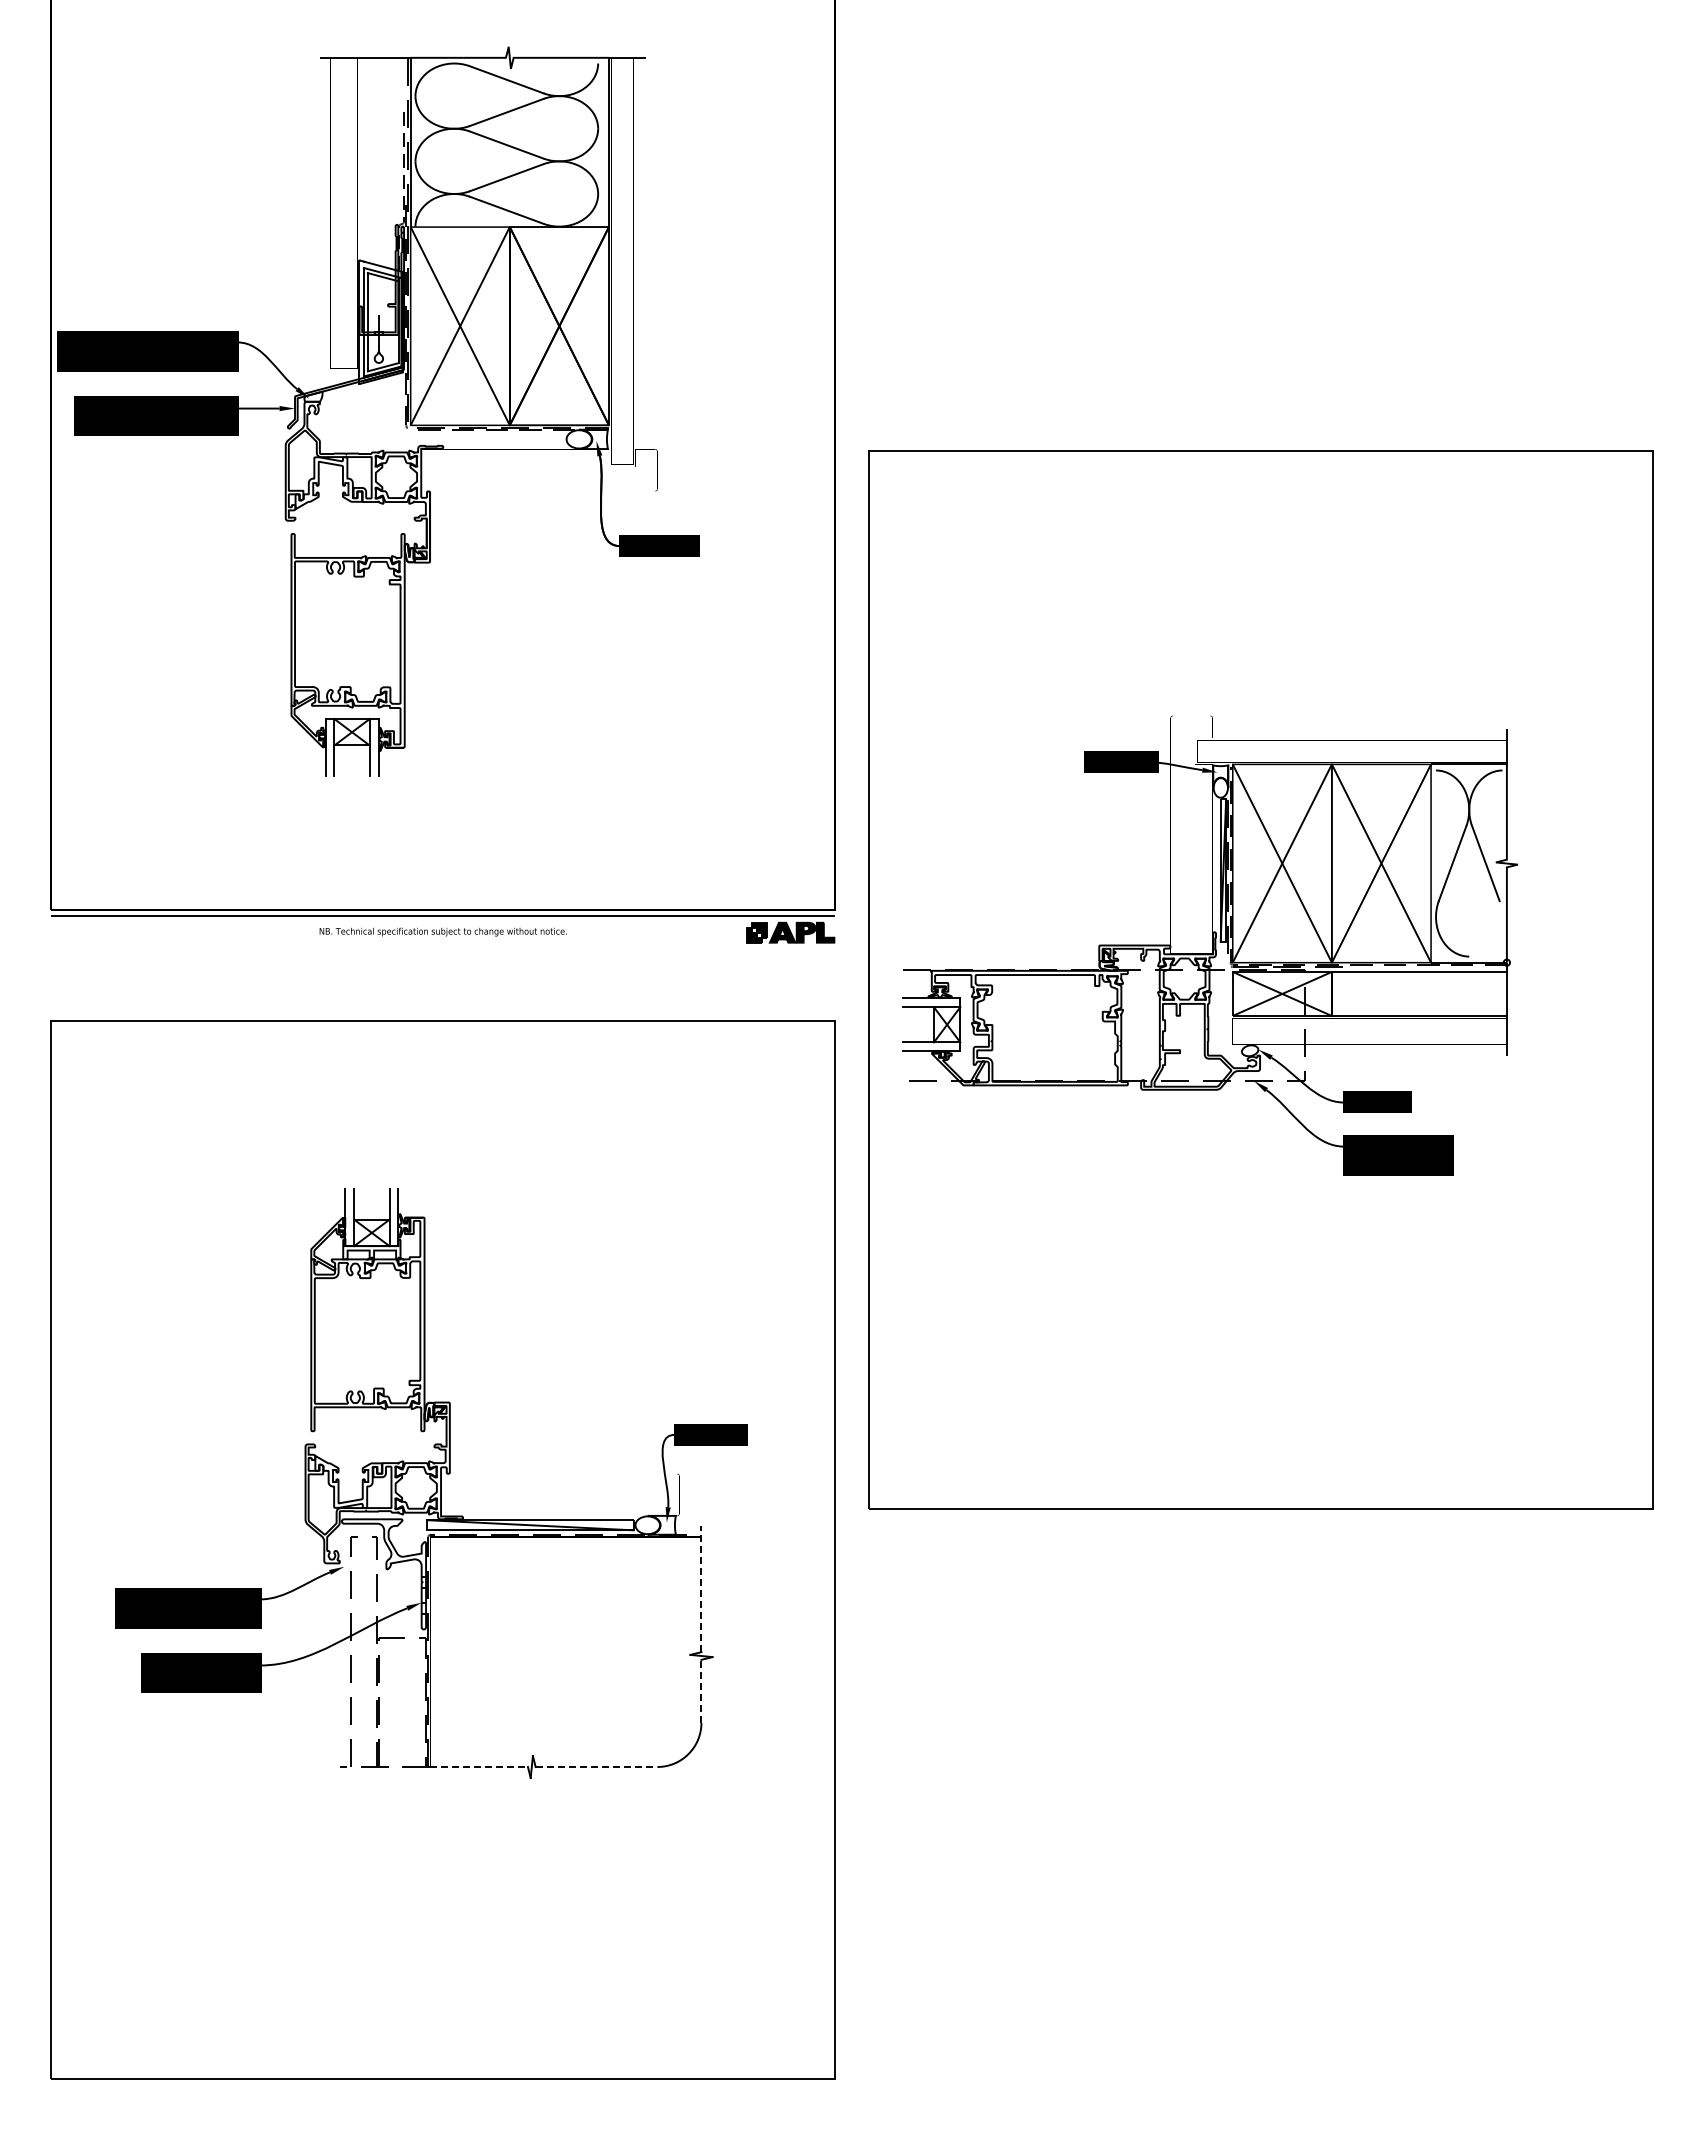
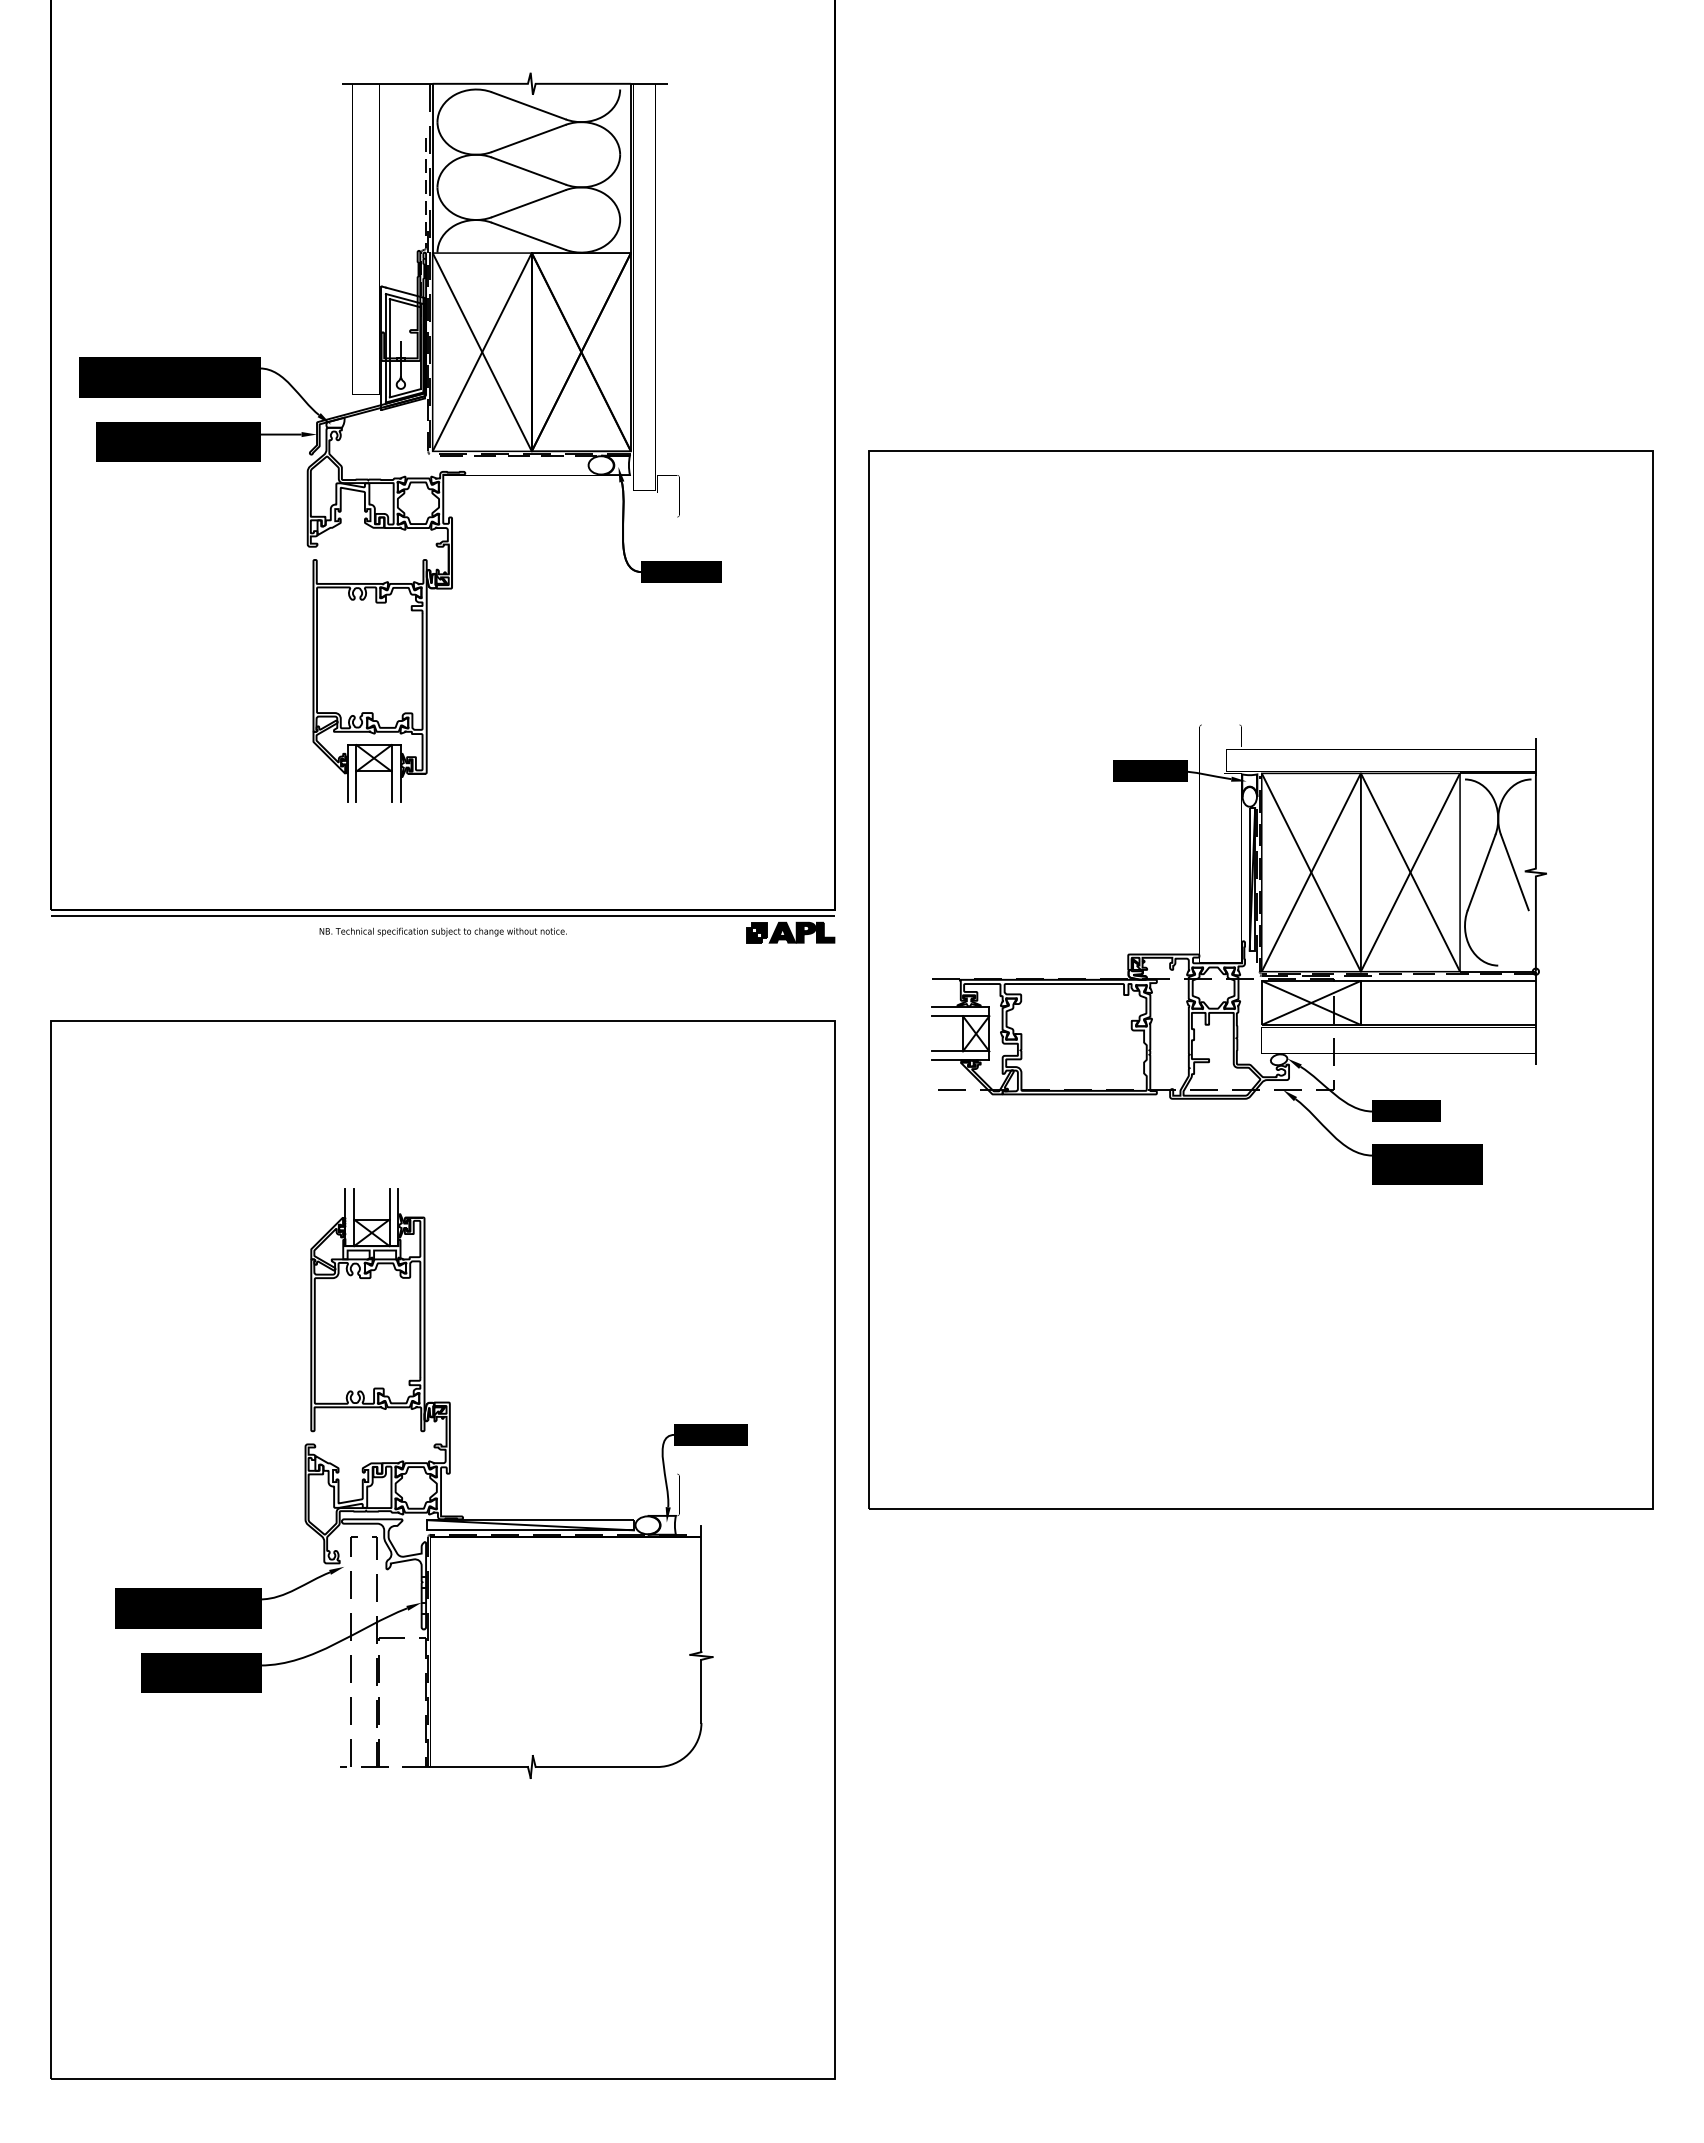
part position: (378, 411) -> (400, 437) (400, 437)
part position: (1209, 945) -> (1238, 954) (1238, 954)
line: dashed -> solid (701, 1588)
line: dashed -> solid (701, 1691)
line: dashed -> solid (479, 1767)
line: dashed -> solid (596, 1767)
